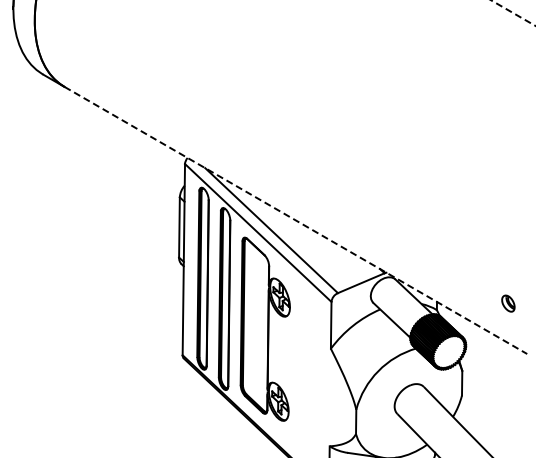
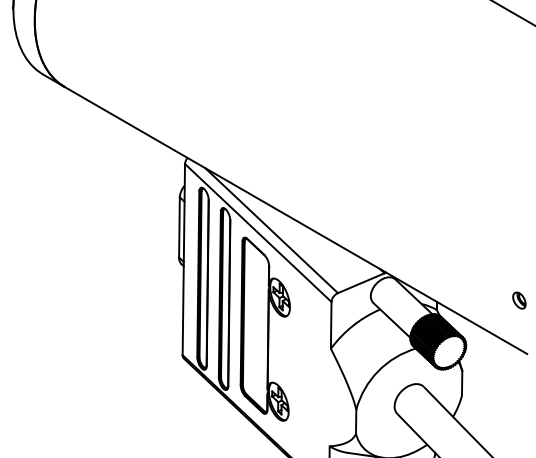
line: dashed -> solid (512, 12)
line: dashed -> solid (296, 220)
part position: (508, 303) -> (519, 300) (519, 300)
